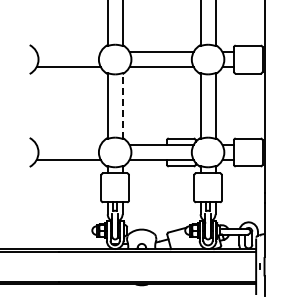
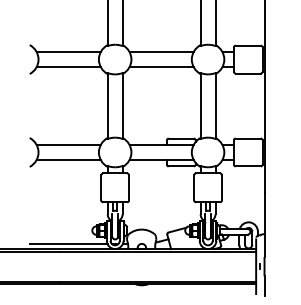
line: none -> present (68, 52)
line: dashed -> solid (122, 106)
line: none -> present (68, 145)
line: none -> present (68, 244)
